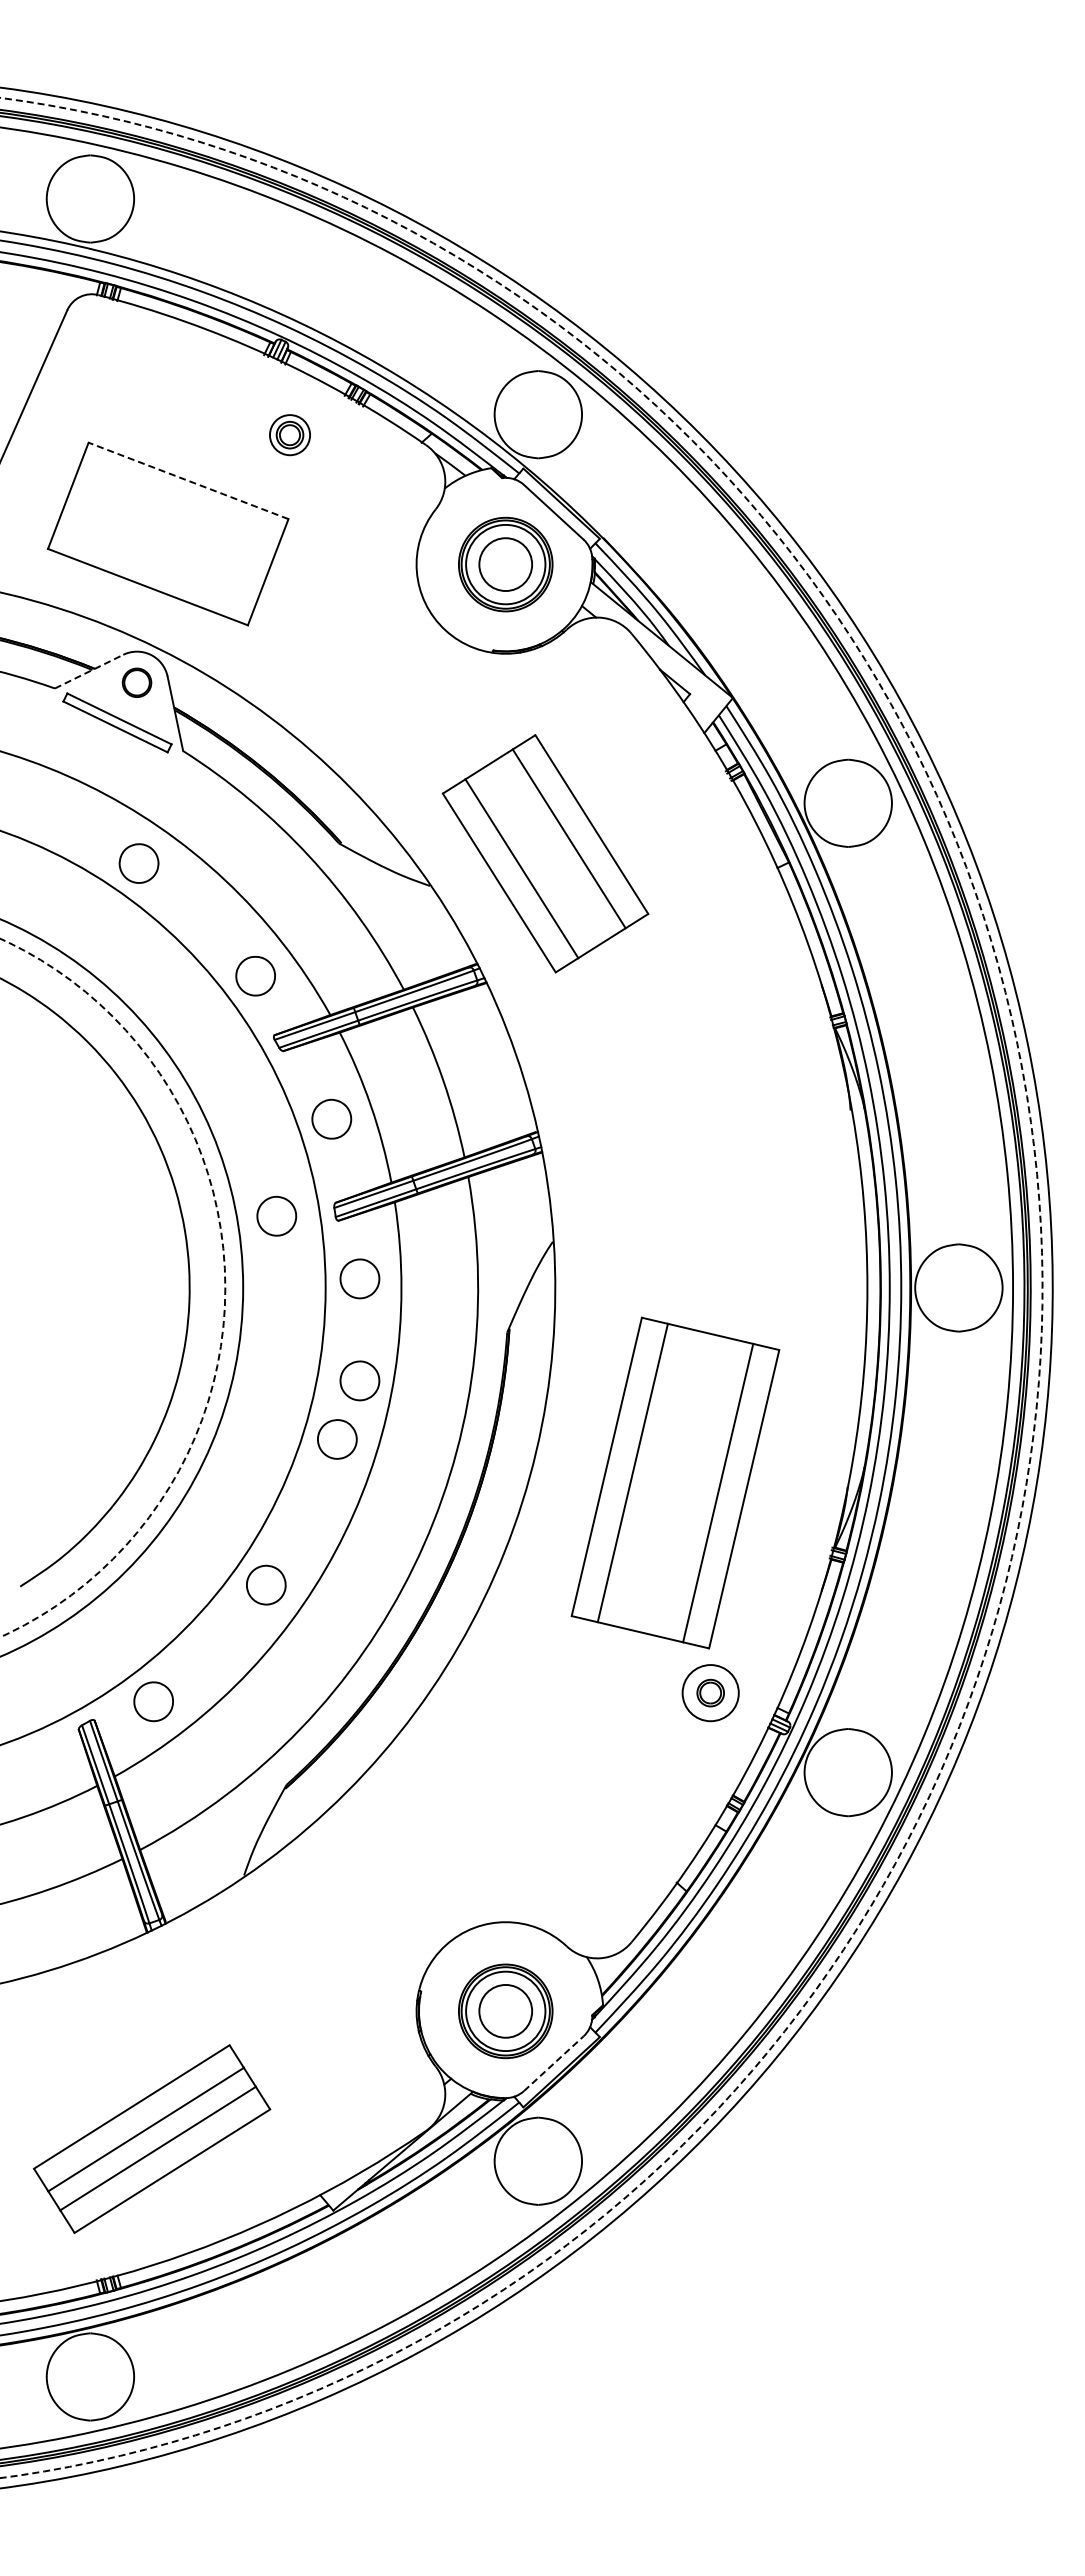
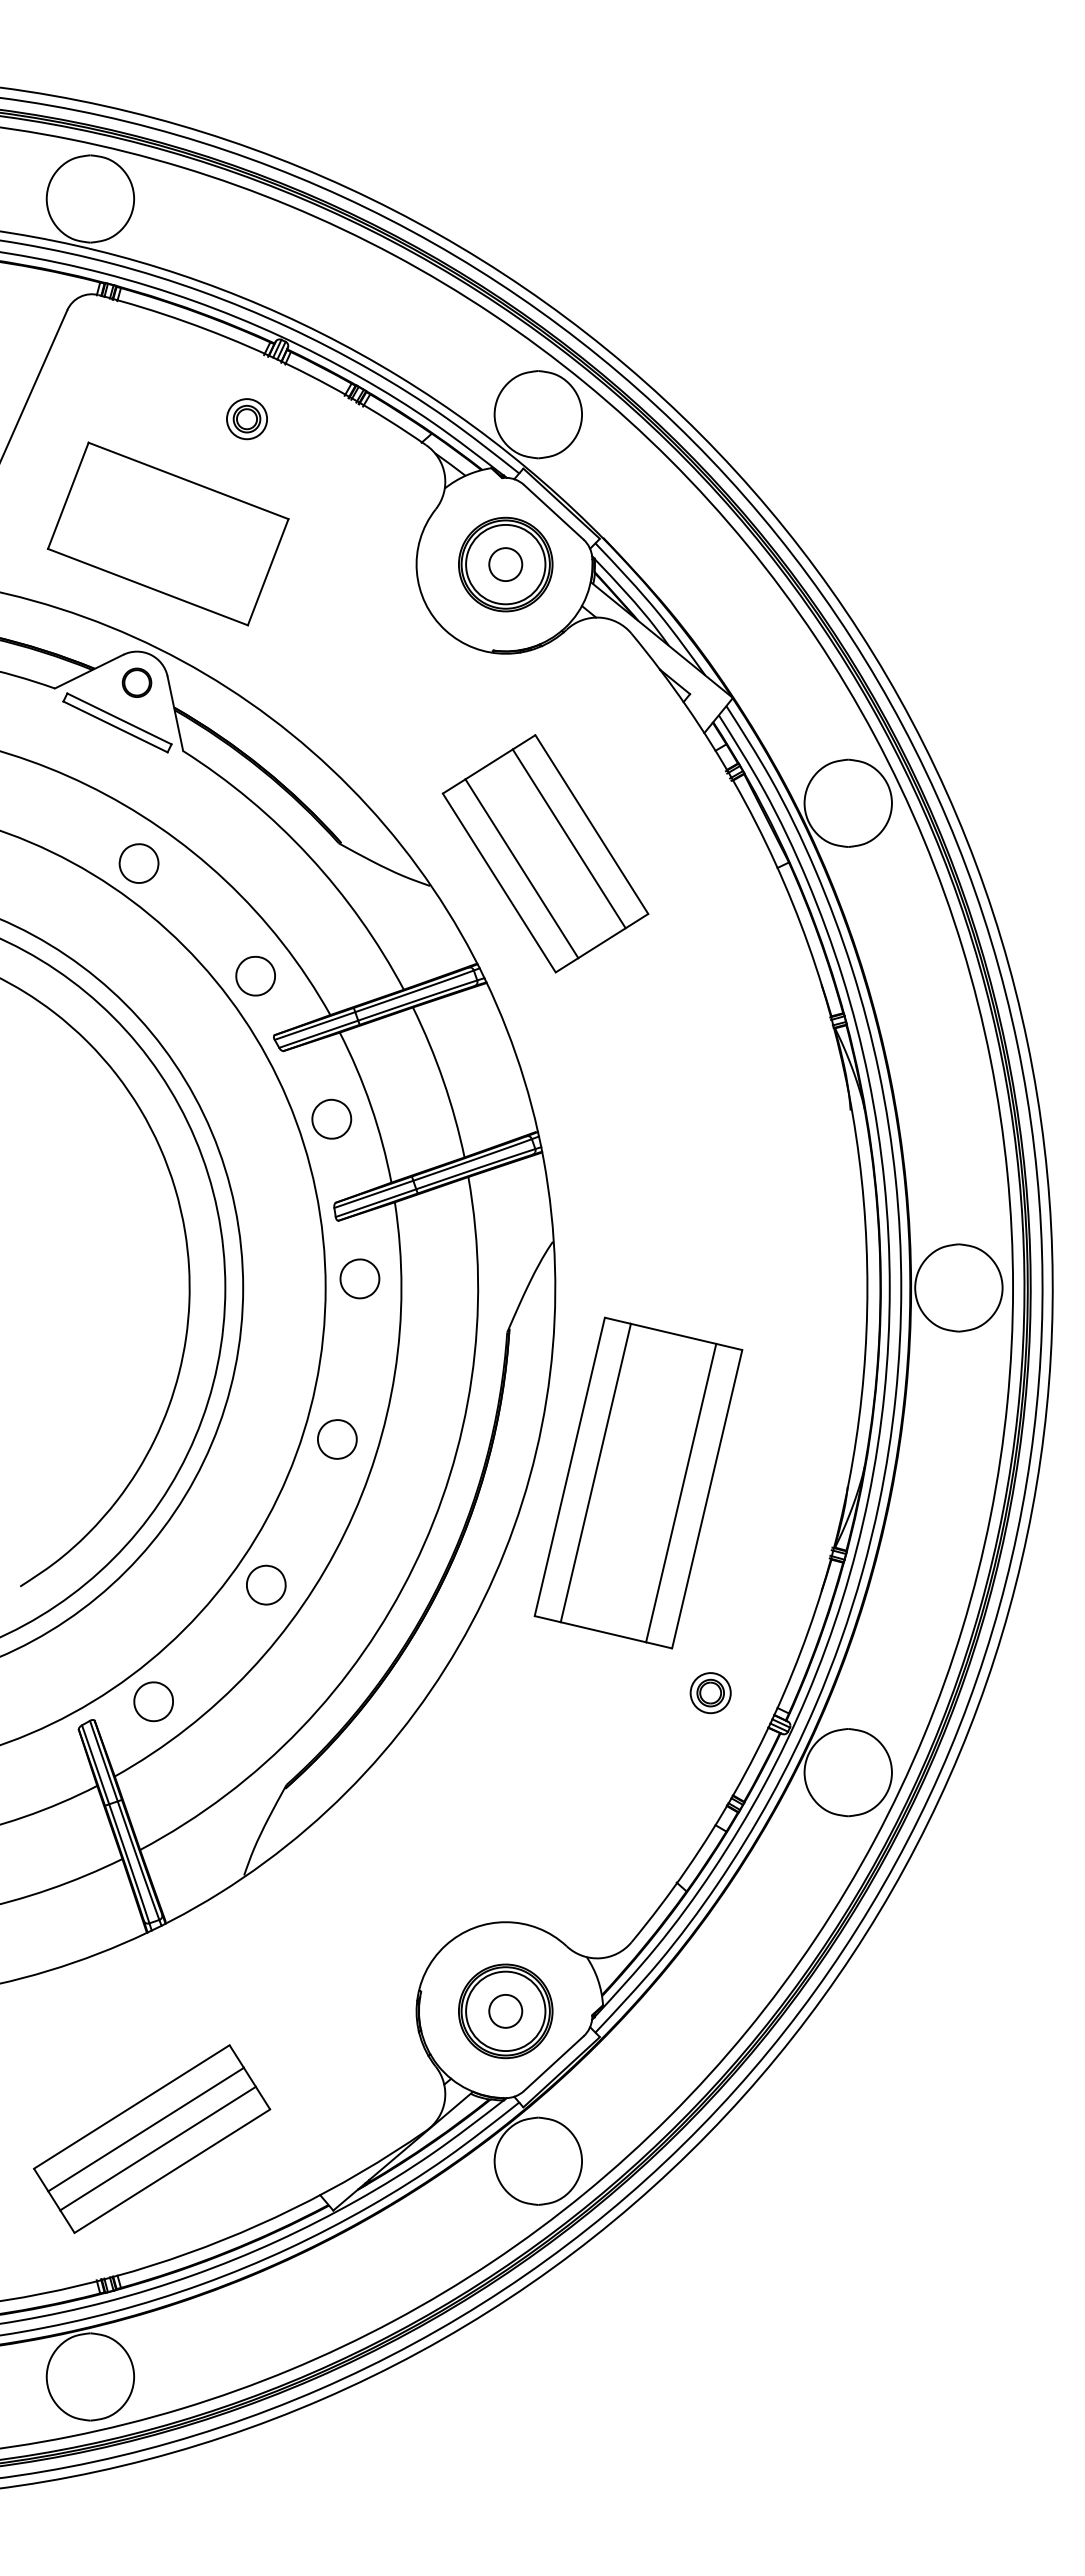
part position: (289, 435) -> (246, 419) (246, 419)
line: dashed -> solid (188, 480)
circle diameter: 53 px -> 33 px (505, 564)
line: dashed -> solid (89, 671)
part: present -> none (276, 1215)
circle: dashed -> solid (112, 1287)
arc: dashed -> solid (1042, 1287)
part: present -> none (359, 1380)
part position: (675, 1482) -> (638, 1482) (638, 1482)
circle diameter: 56 px -> 40 px (710, 1693)
circle diameter: 53 px -> 33 px (505, 2010)
line: dashed -> solid (554, 2063)
